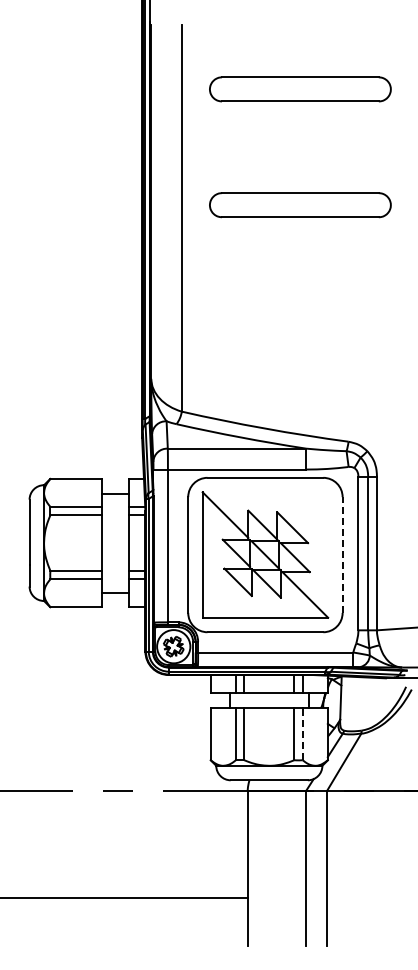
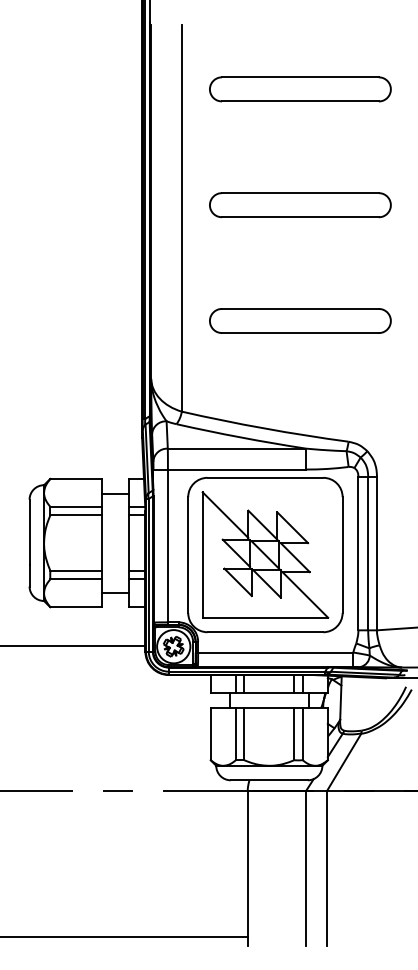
part: none -> present (300, 320)
line: dashed -> solid (342, 555)
line: none -> present (73, 645)
line: dashed -> solid (302, 733)
line position: (124, 897) -> (124, 936) (124, 936)
